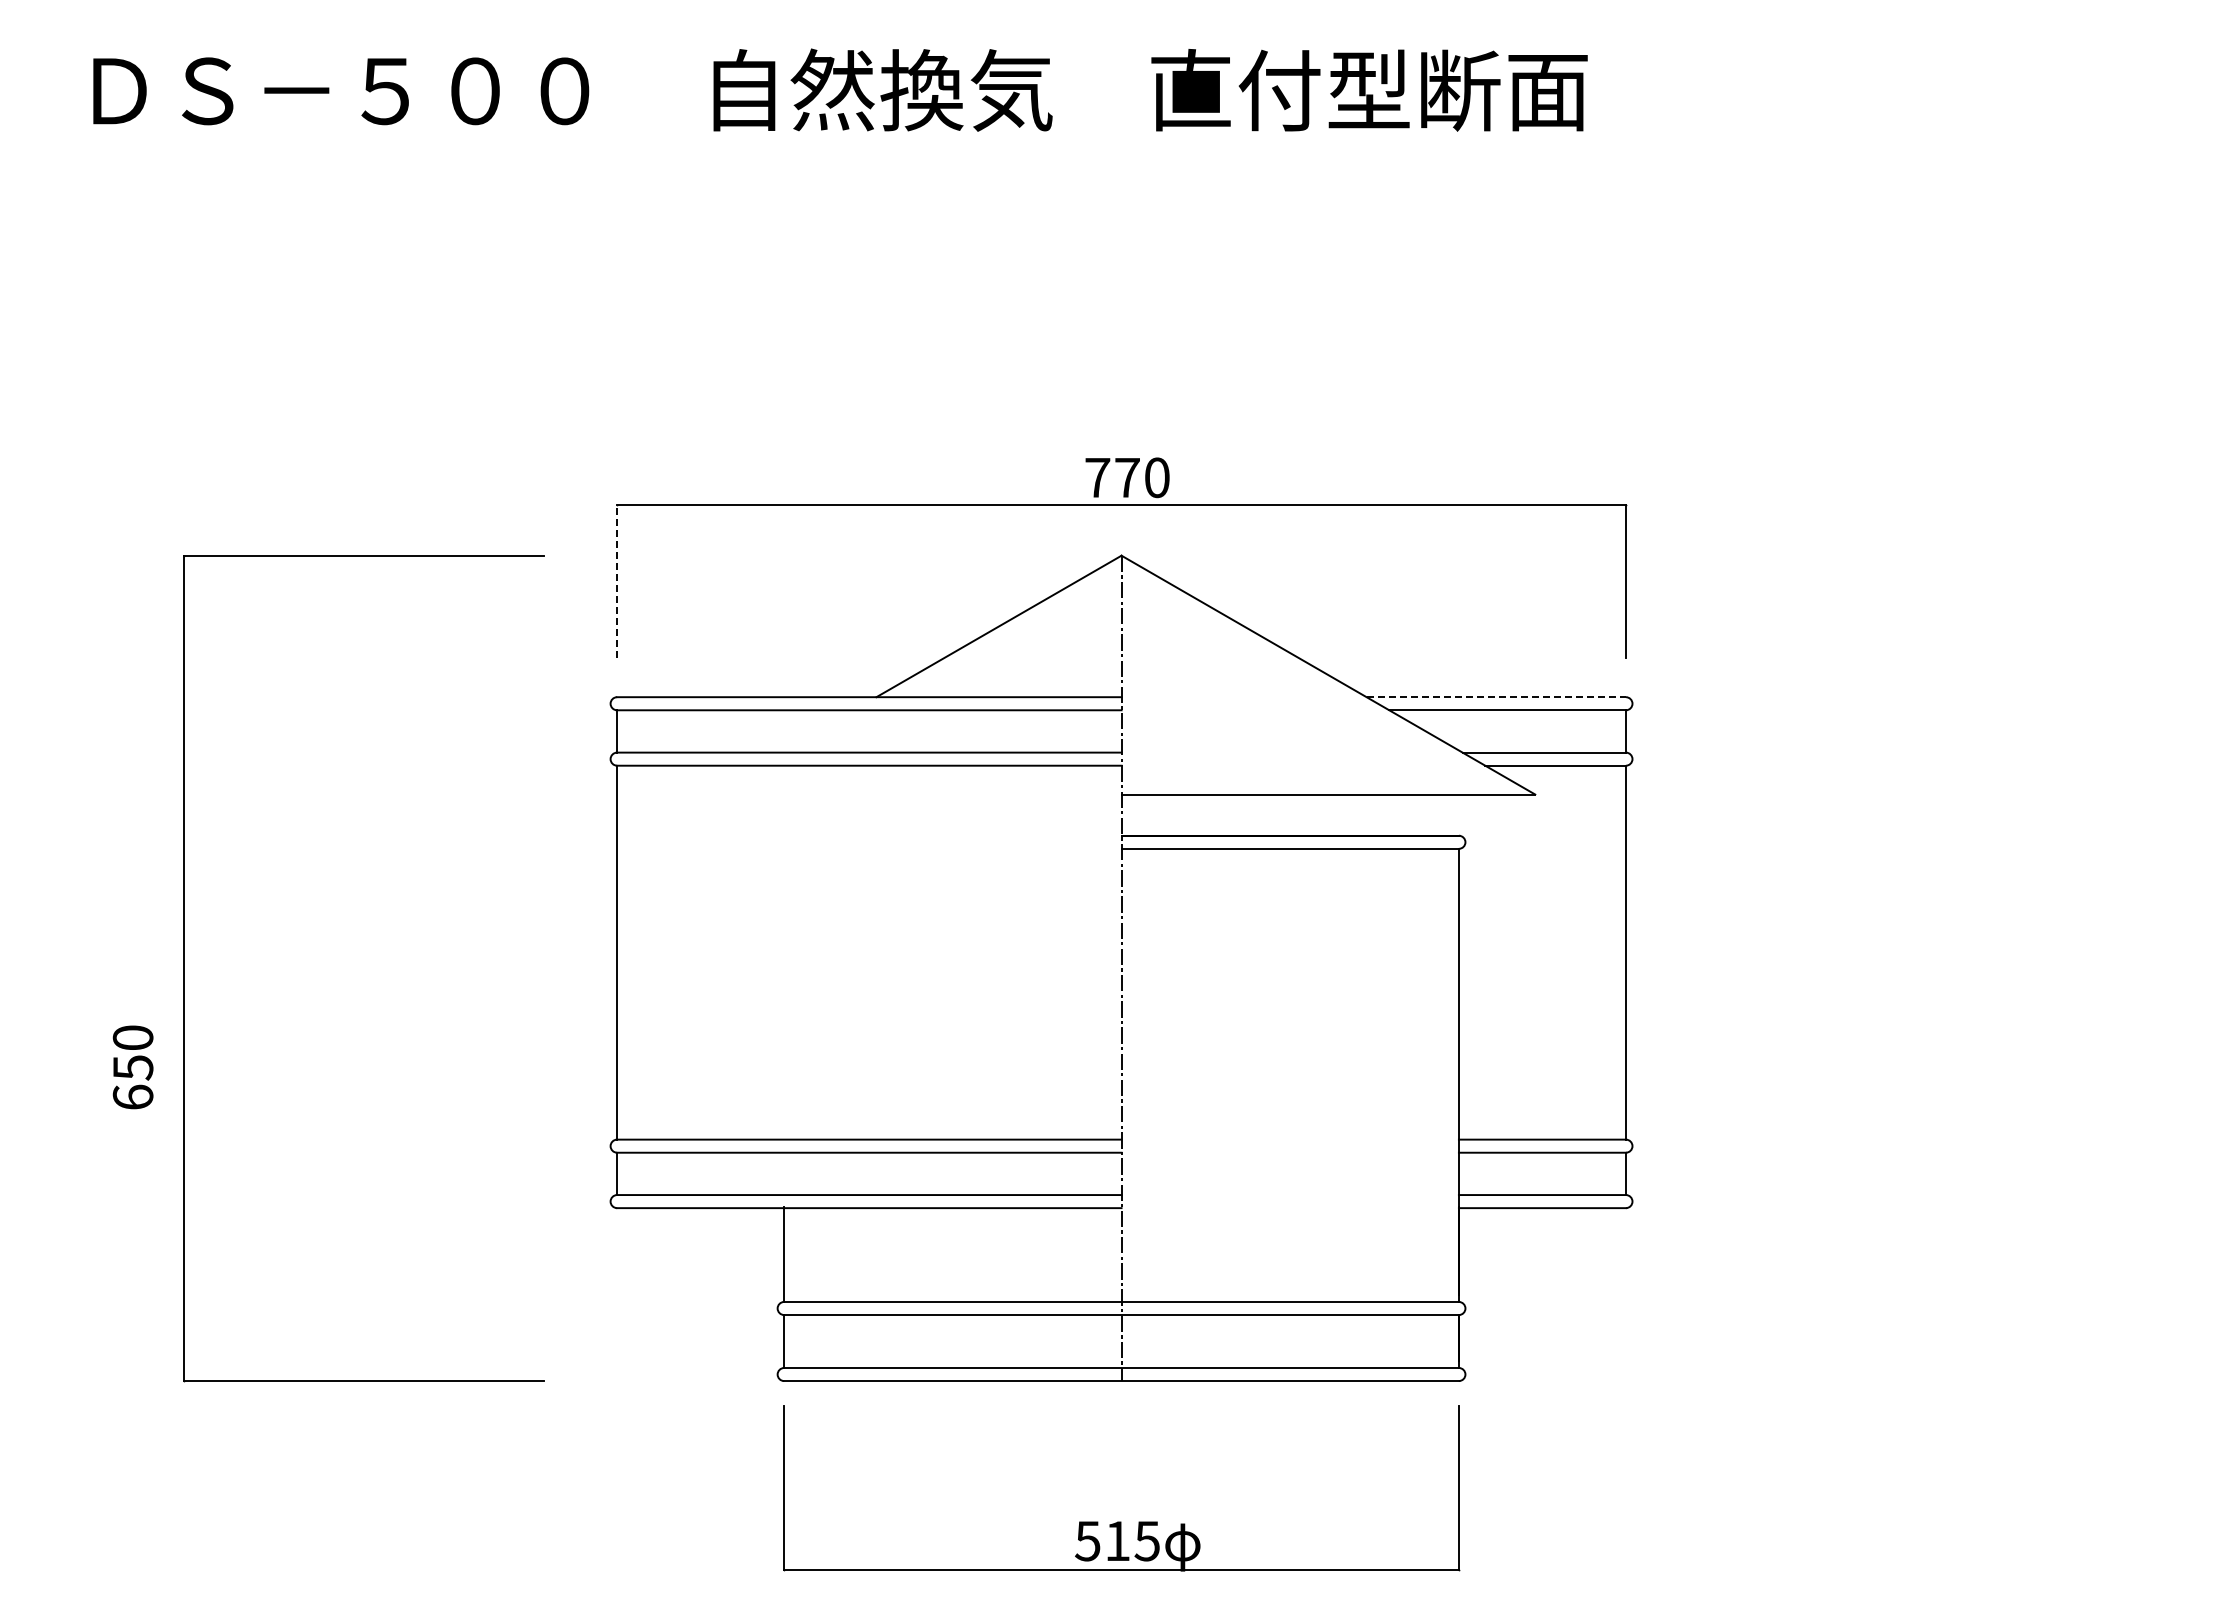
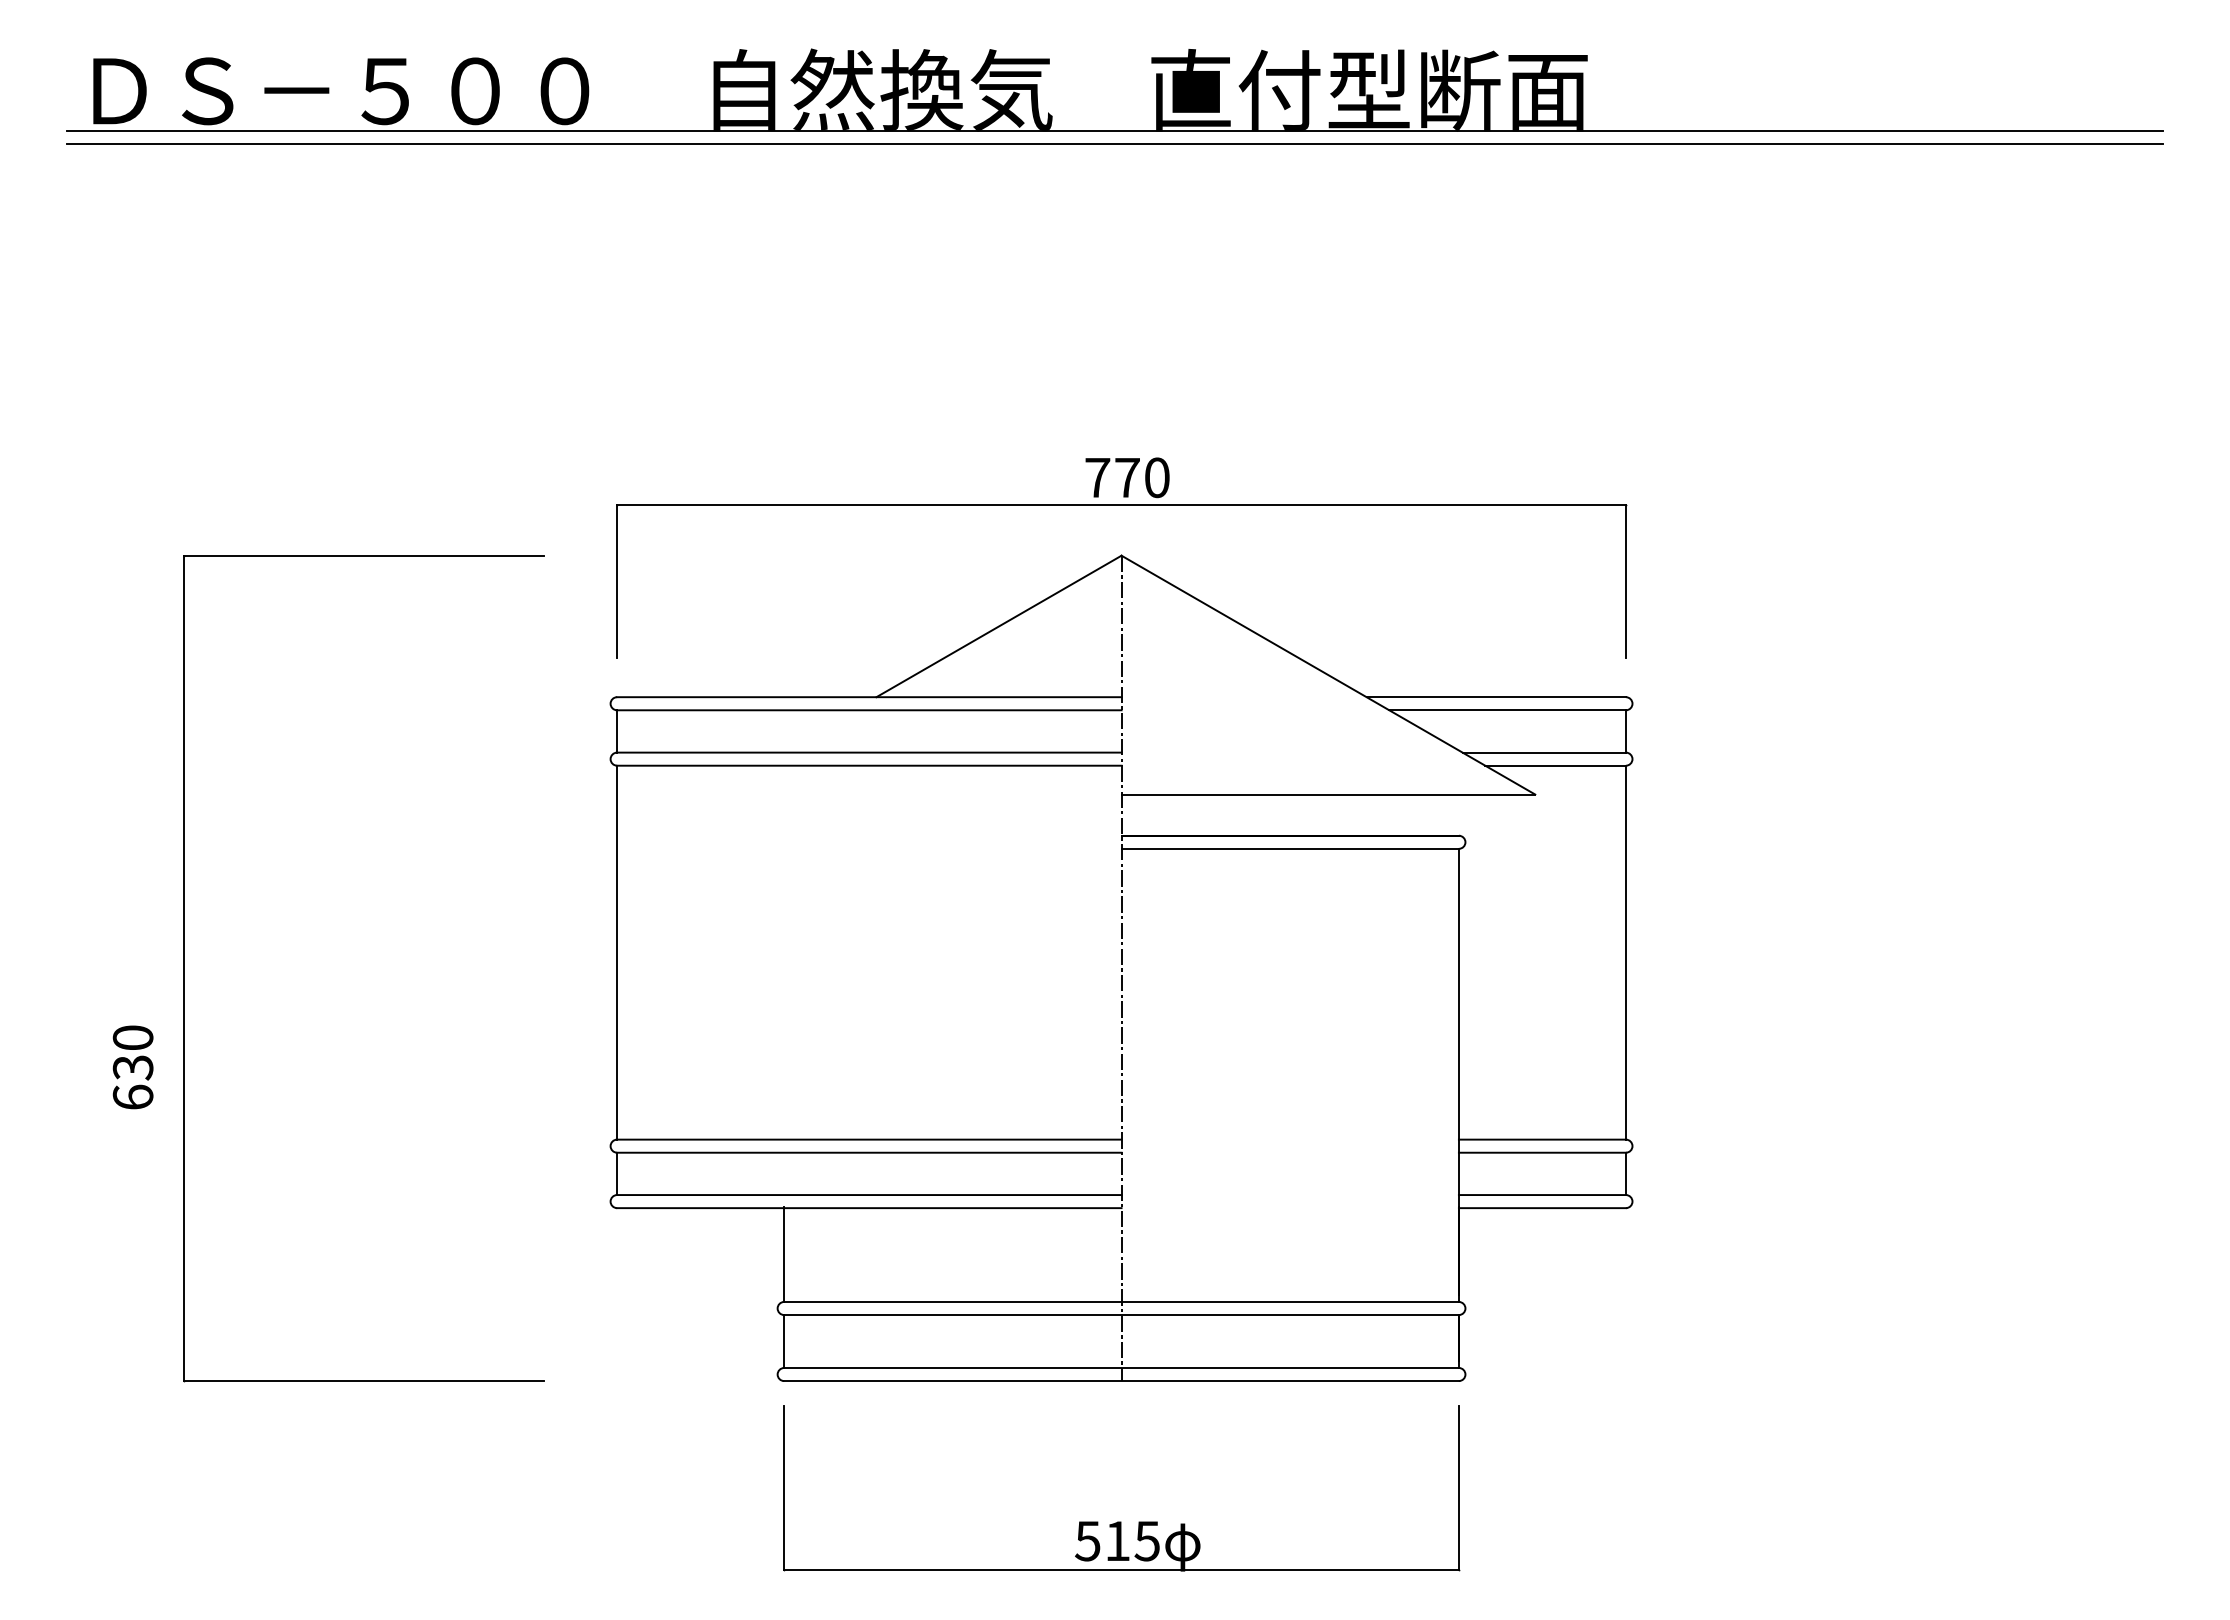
line: none -> present (1114, 130)
line: none -> present (1114, 143)
line: dashed -> solid (617, 581)
line: dashed -> solid (1496, 697)
text: 650 -> 630 (132, 1067)
